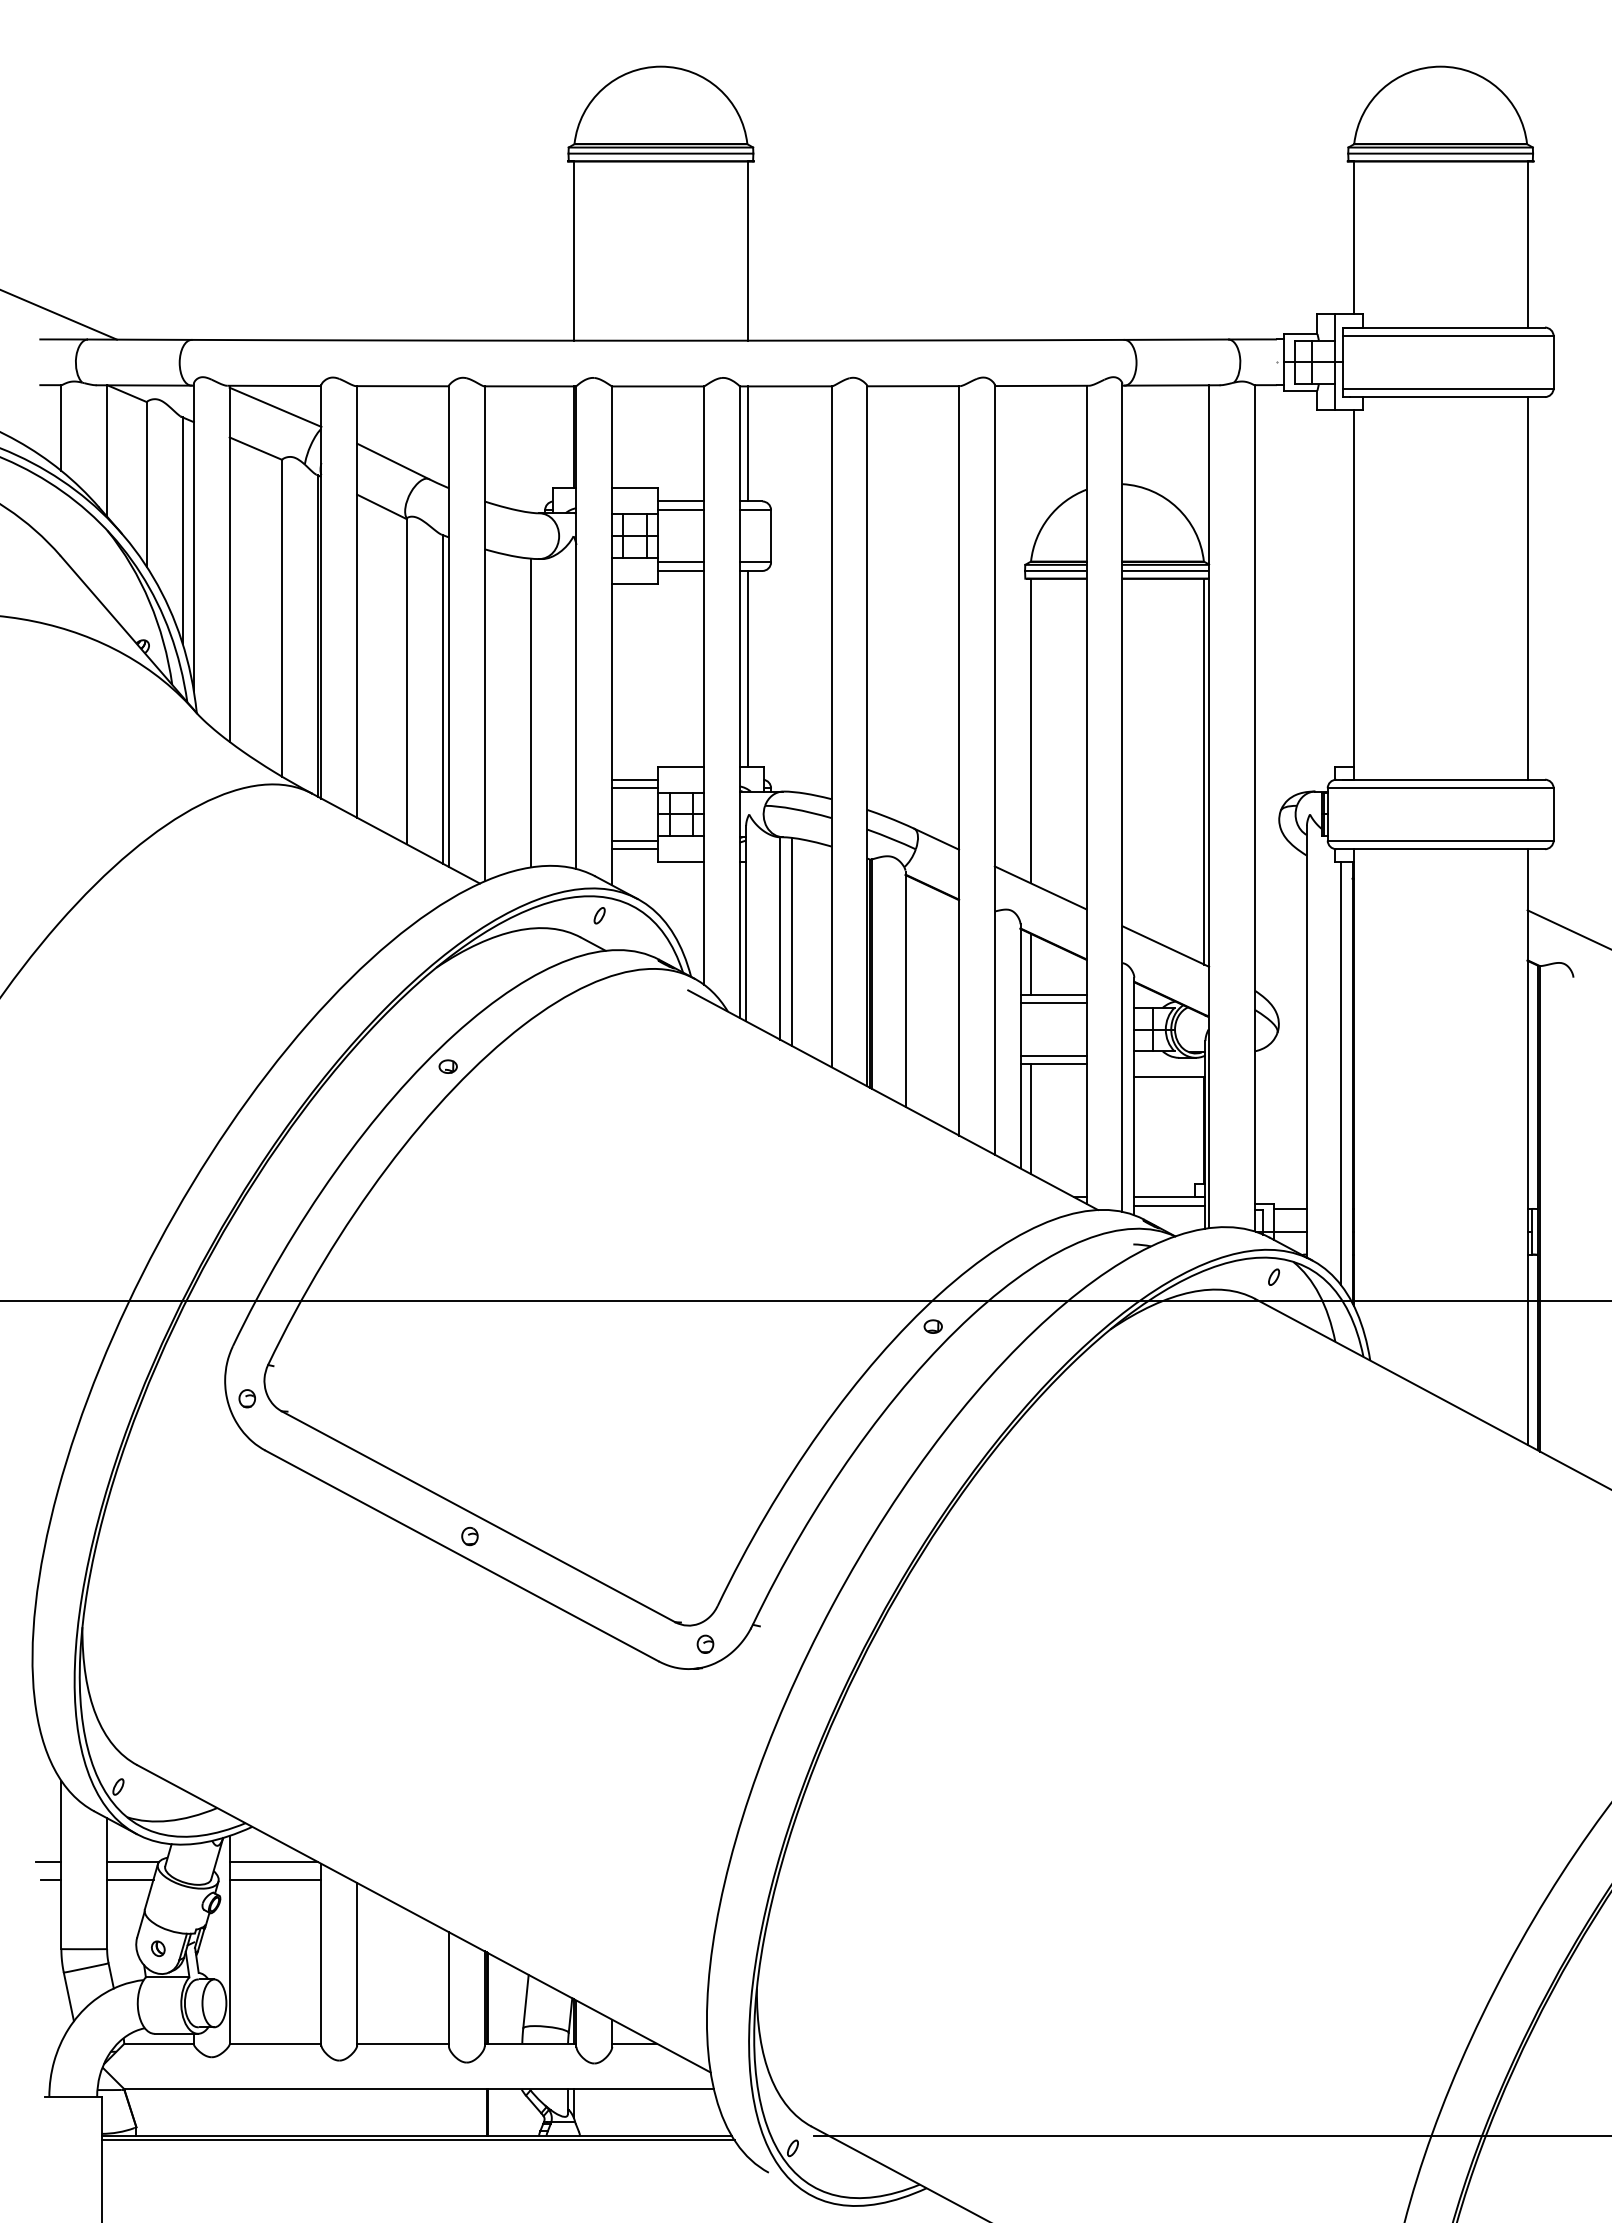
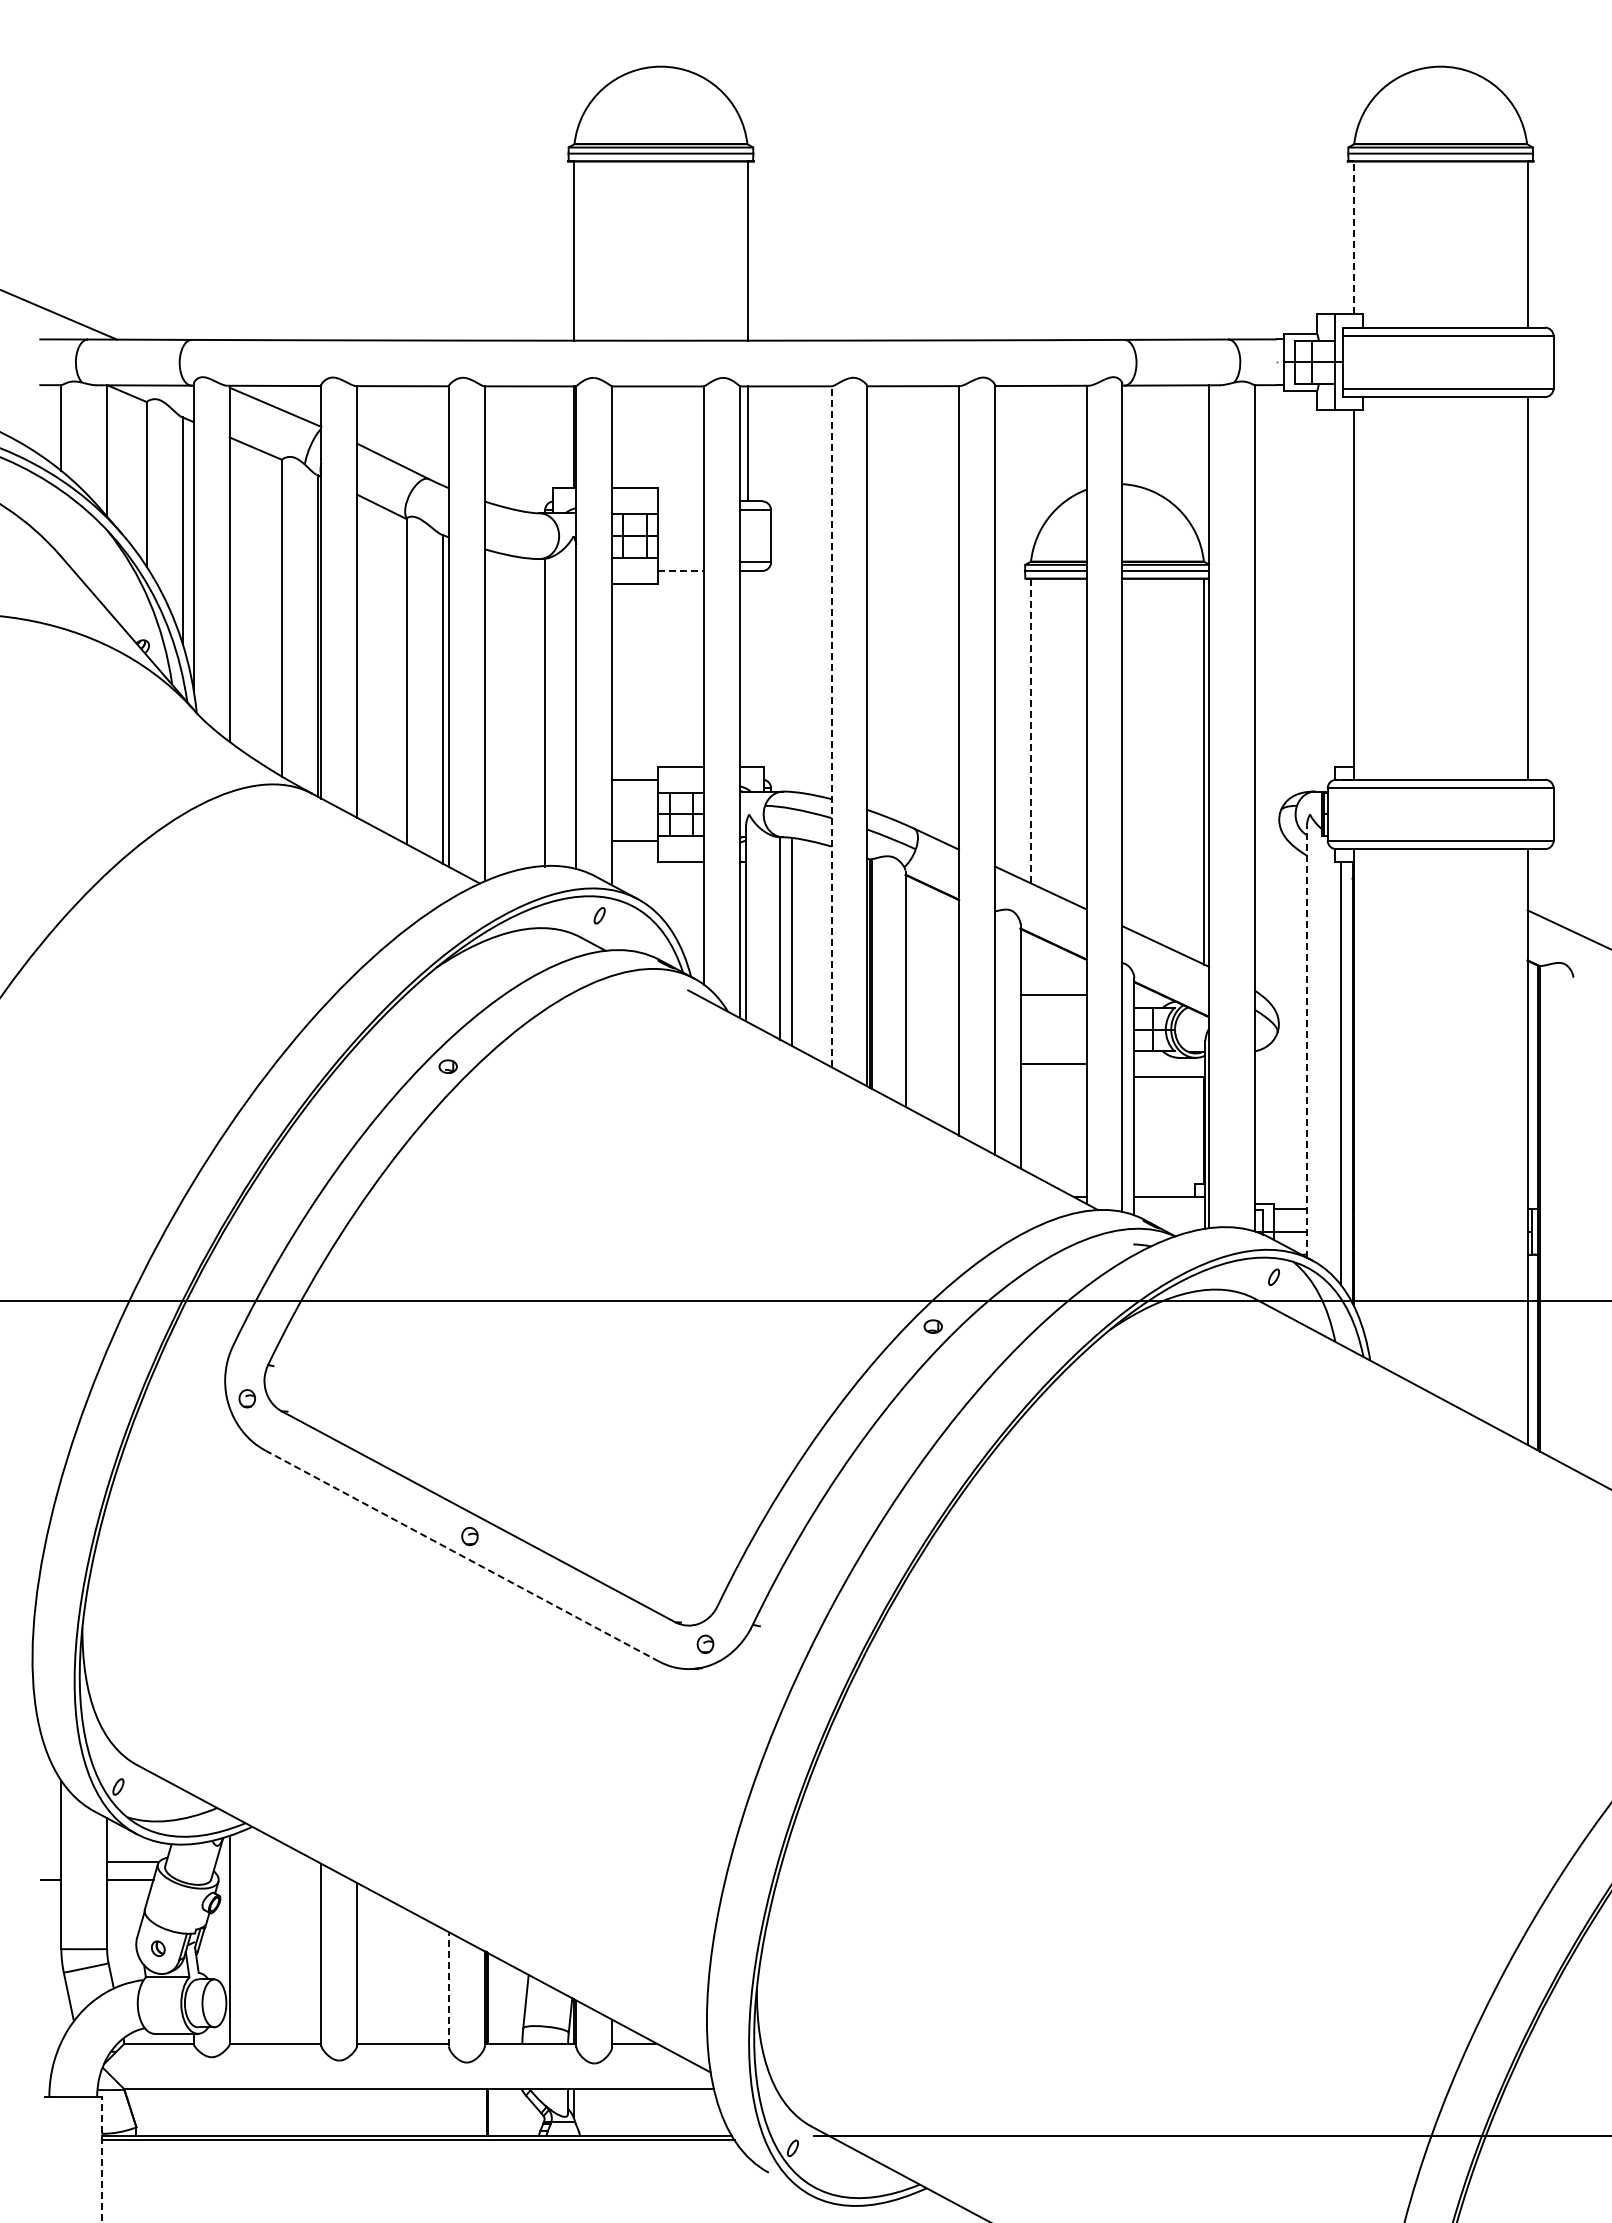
line: solid -> dashed (1353, 237)
line: present -> none (680, 501)
line: present -> none (680, 510)
line: present -> none (680, 562)
line: solid -> dashed (681, 570)
line: present -> none (747, 668)
line position: (530, 712) -> (544, 712) (544, 712)
line: solid -> dashed (831, 726)
line: solid -> dashed (1030, 730)
line: present -> none (635, 788)
line: present -> none (635, 849)
line: present -> none (1030, 963)
line: present -> none (1053, 1003)
line: solid -> dashed (1306, 1041)
line: present -> none (1053, 1055)
line: present -> none (1030, 1118)
line: present -> none (1169, 1205)
line: solid -> dashed (462, 1556)
line: present -> none (48, 1862)
line: present -> none (273, 1862)
line: present -> none (275, 1879)
line: solid -> dashed (448, 1988)
line: solid -> dashed (101, 2159)
